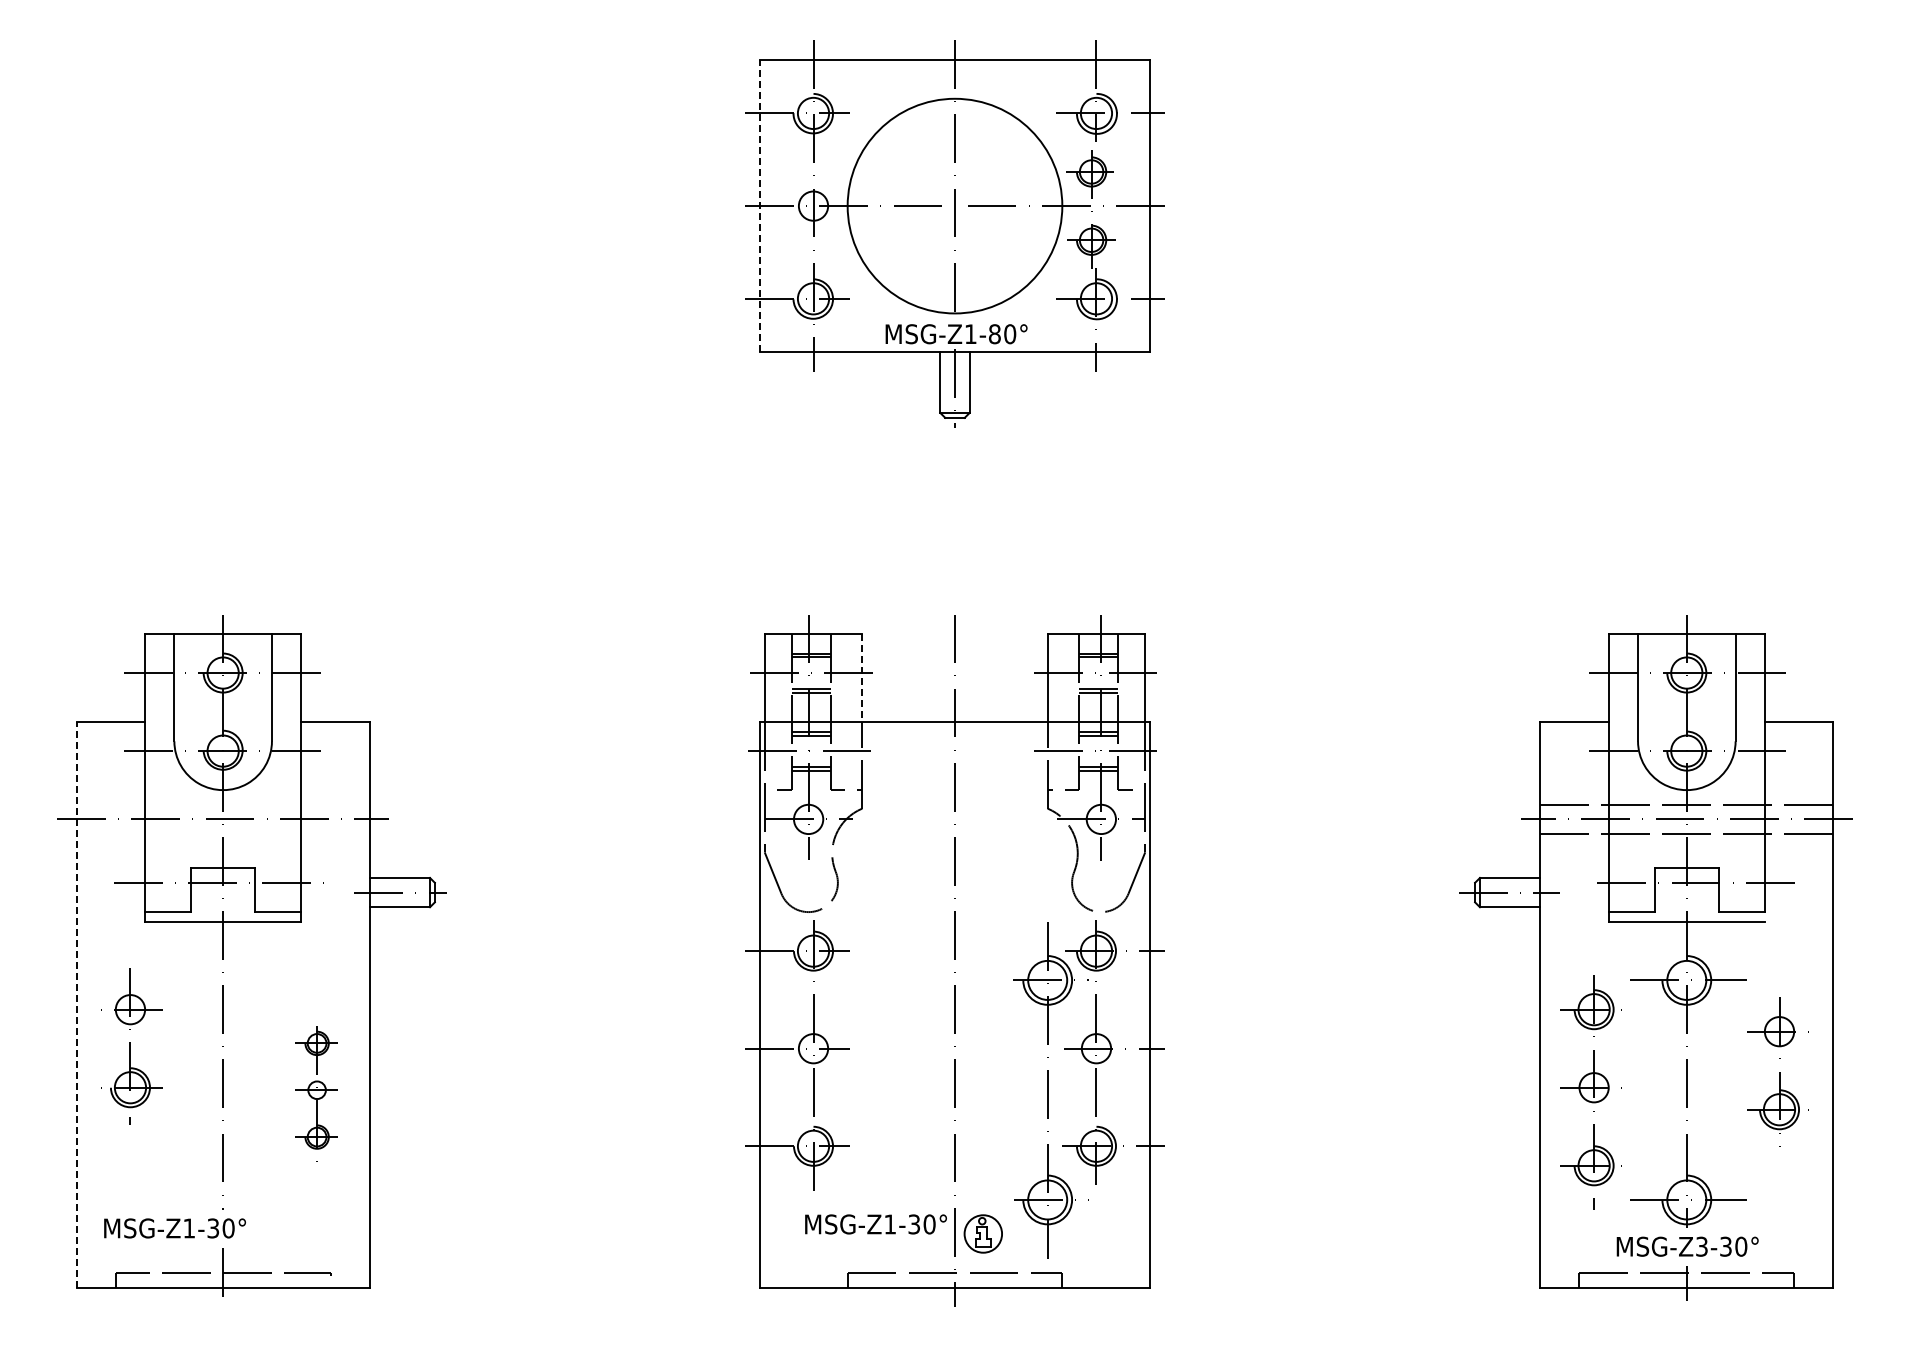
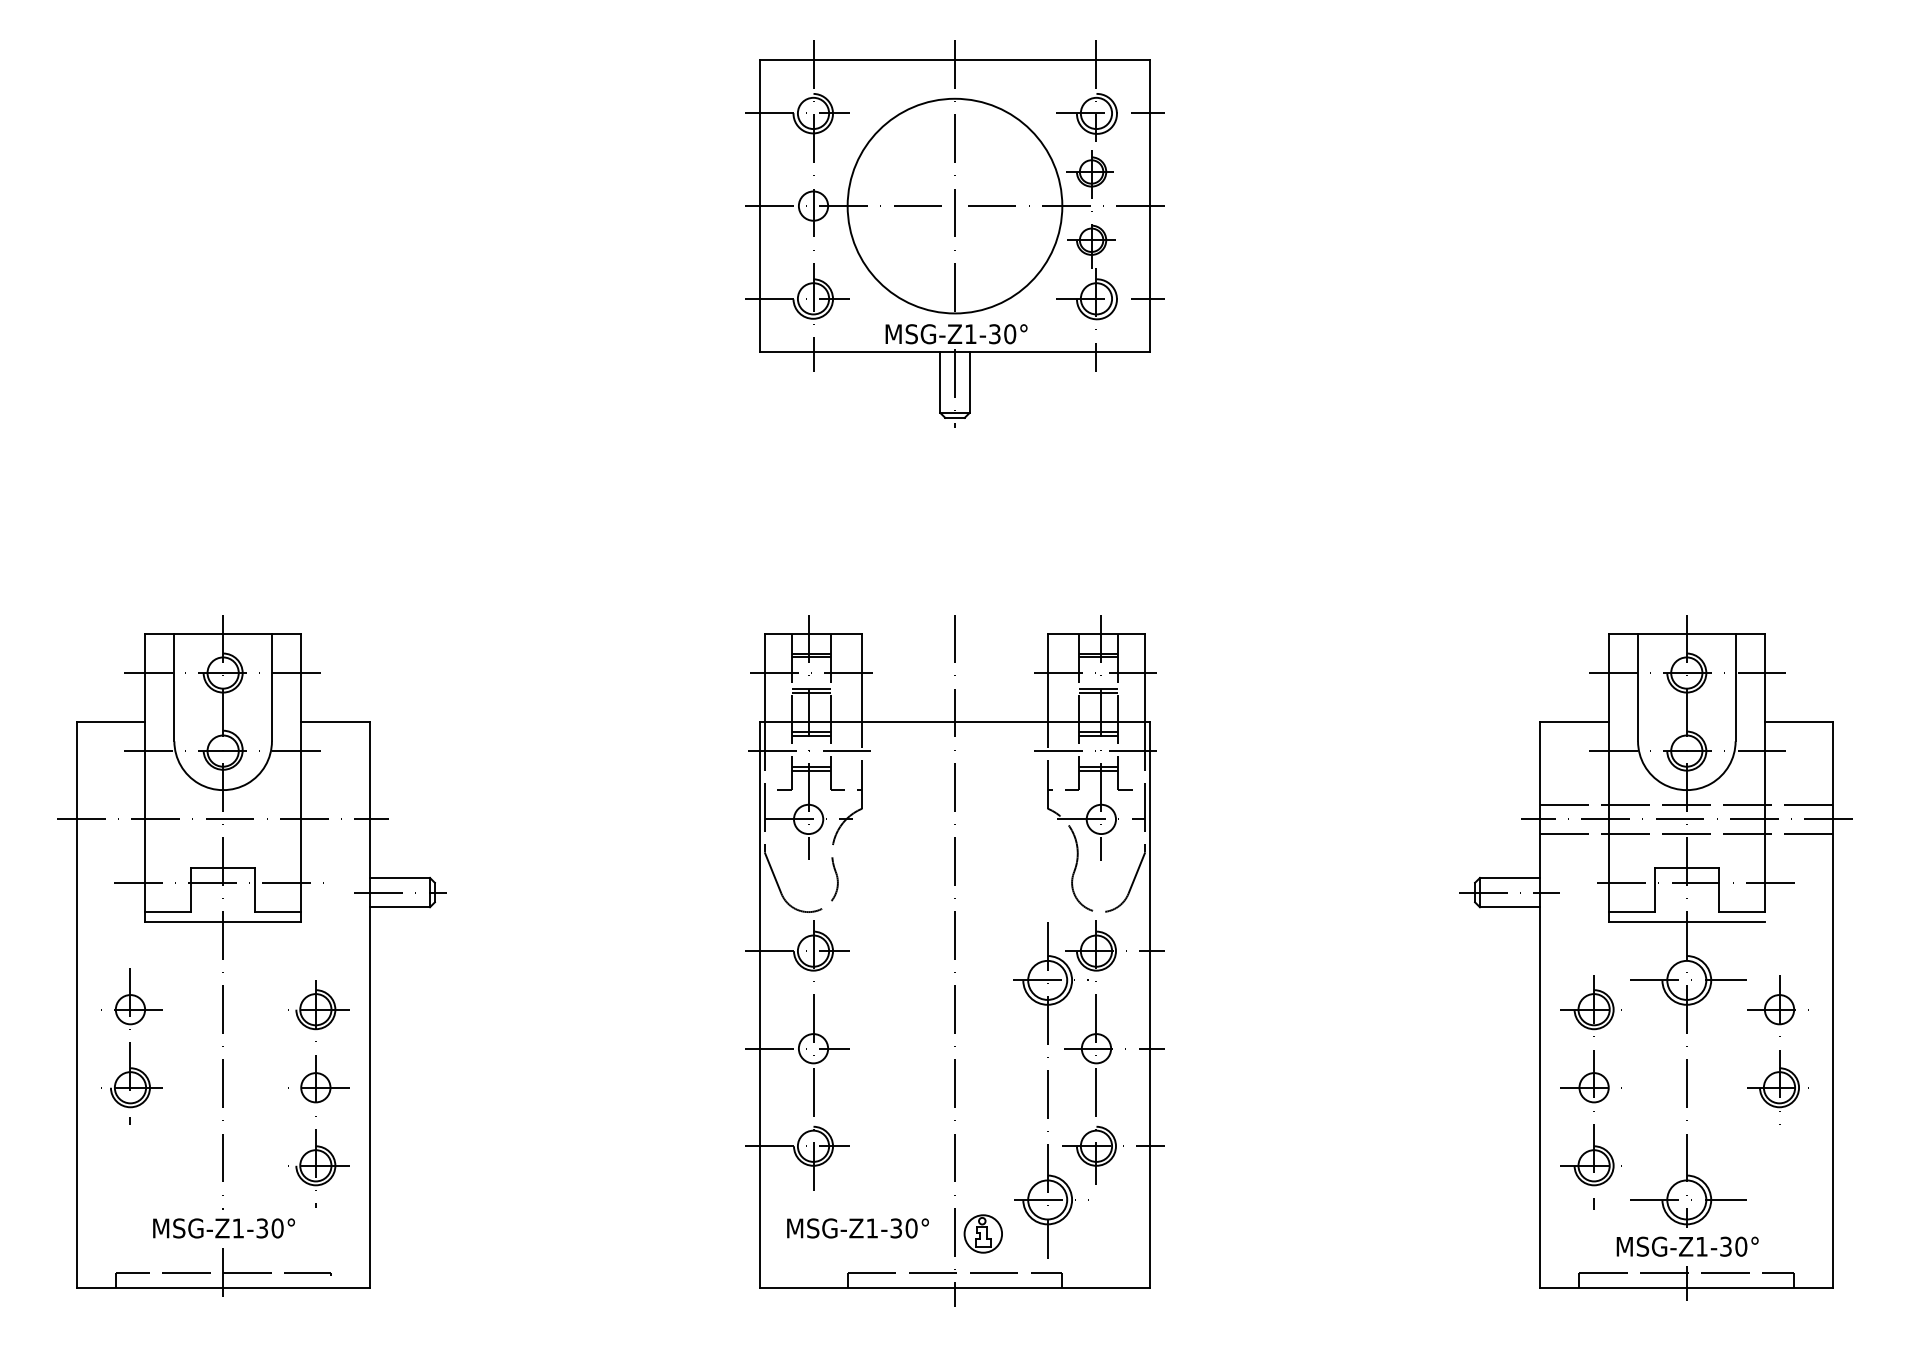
line: dashed -> solid (759, 205)
text: MSG-Z1-80° -> MSG-Z1-30° (994, 334)
line: dashed -> solid (862, 677)
line: dashed -> solid (76, 1004)
part position: (1777, 1071) -> (1777, 1049) (1777, 1049)
part size: 43x136 px -> 62x228 px (318, 1093)
text position: (875, 1224) -> (857, 1228) (857, 1228)
text position: (174, 1228) -> (223, 1228) (223, 1228)
text: MSG-Z3-30° -> MSG-Z1-30° (1701, 1246)
